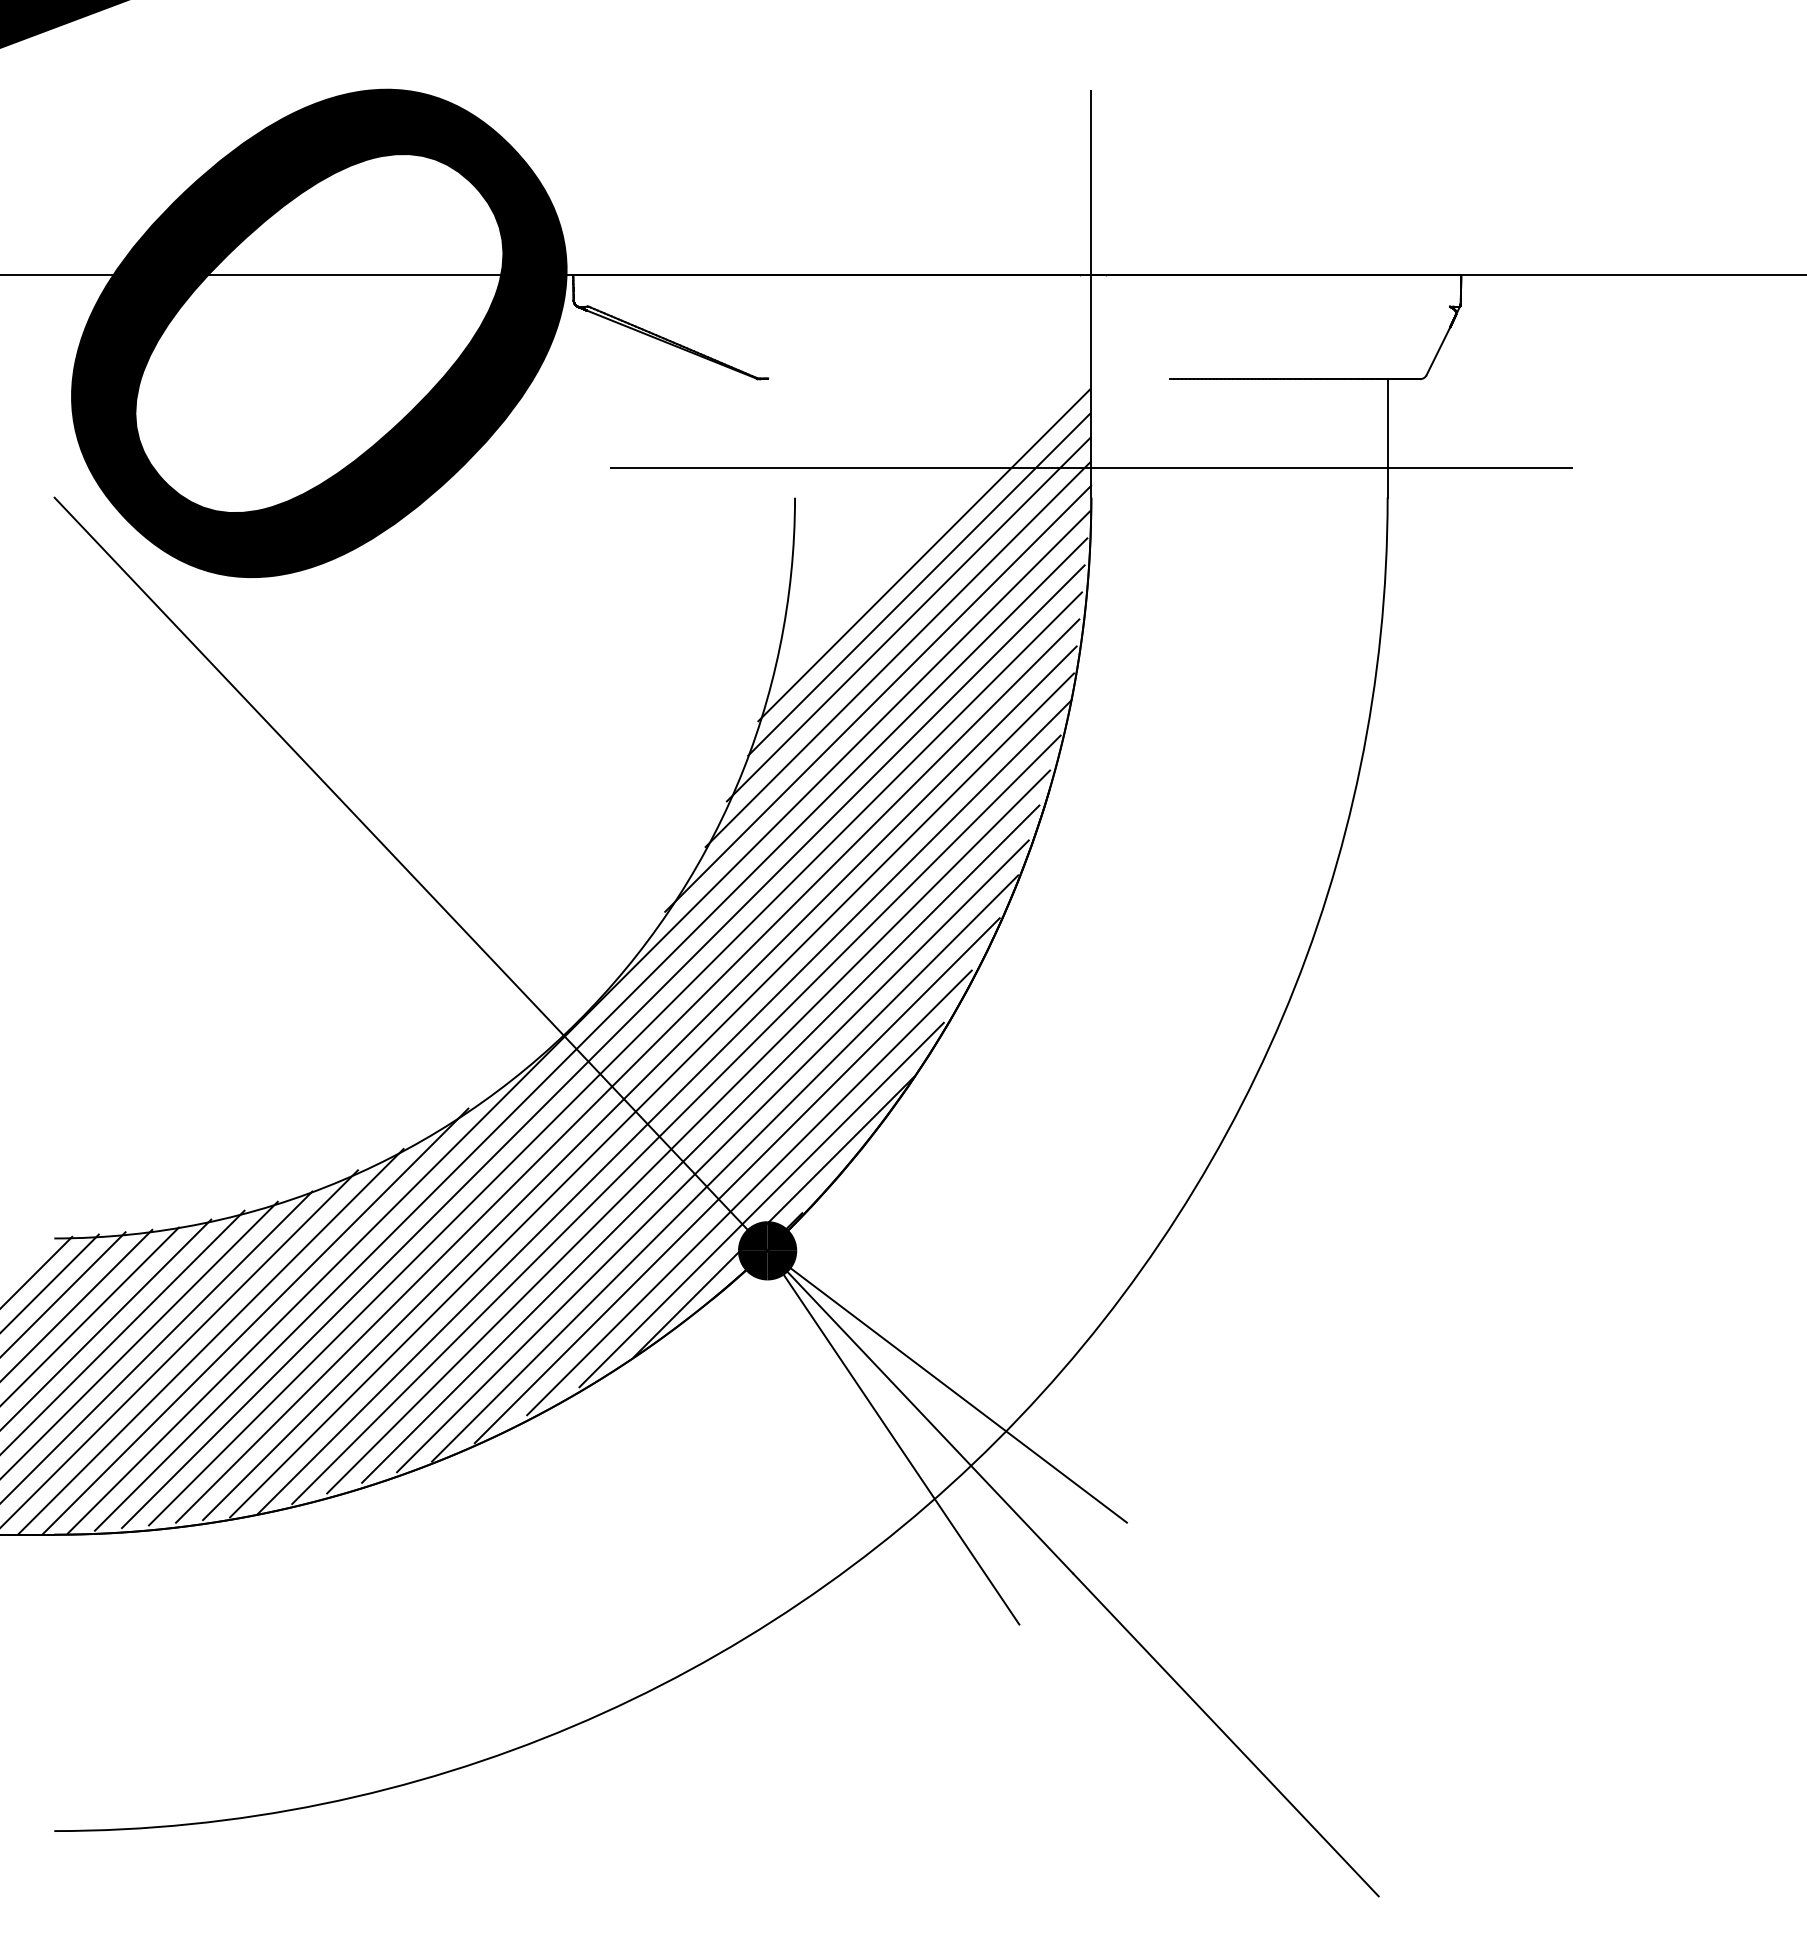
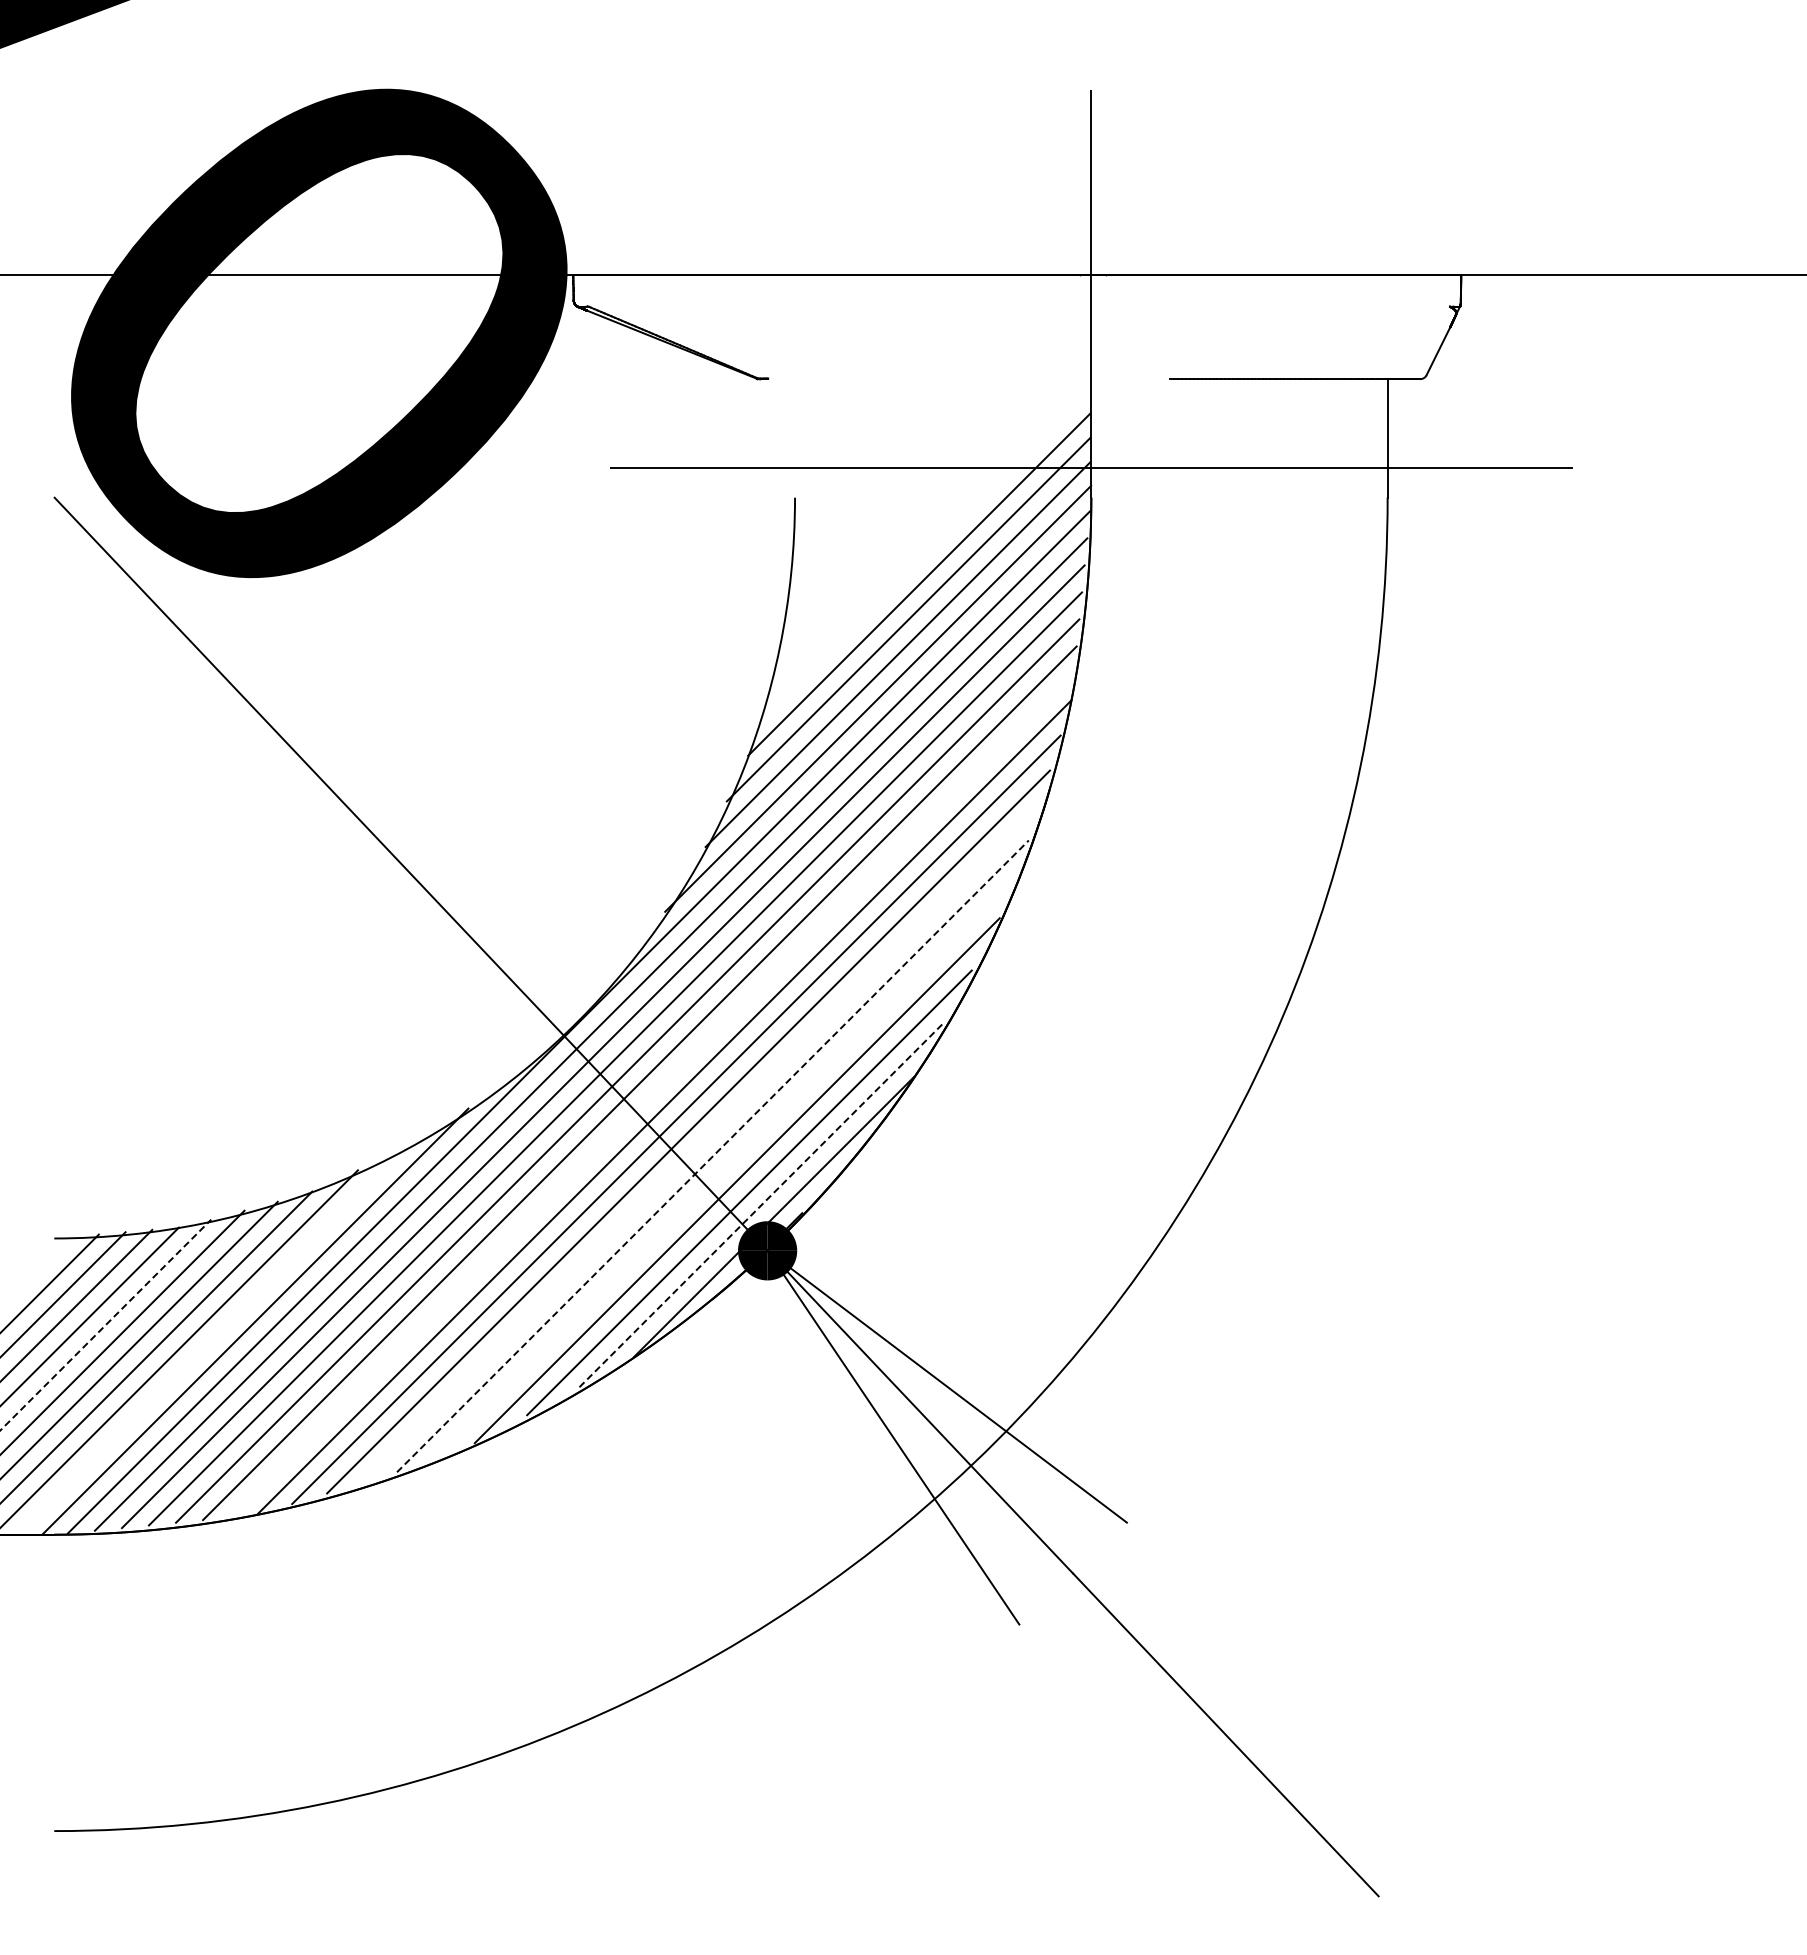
line: present -> none (923, 555)
line: present -> none (652, 1095)
line: present -> none (700, 1143)
line: solid -> dashed (712, 1156)
line: present -> none (725, 1168)
line: solid -> dashed (761, 1205)
line: present -> none (37, 1271)
line: solid -> dashed (105, 1324)
line: present -> none (210, 1341)
